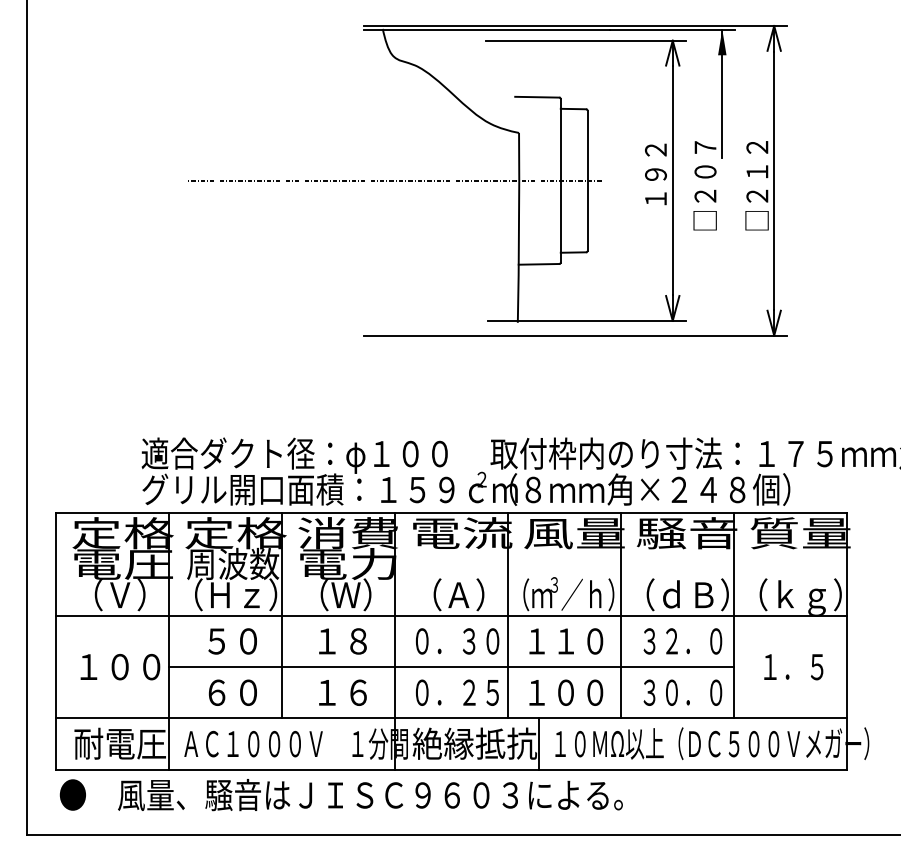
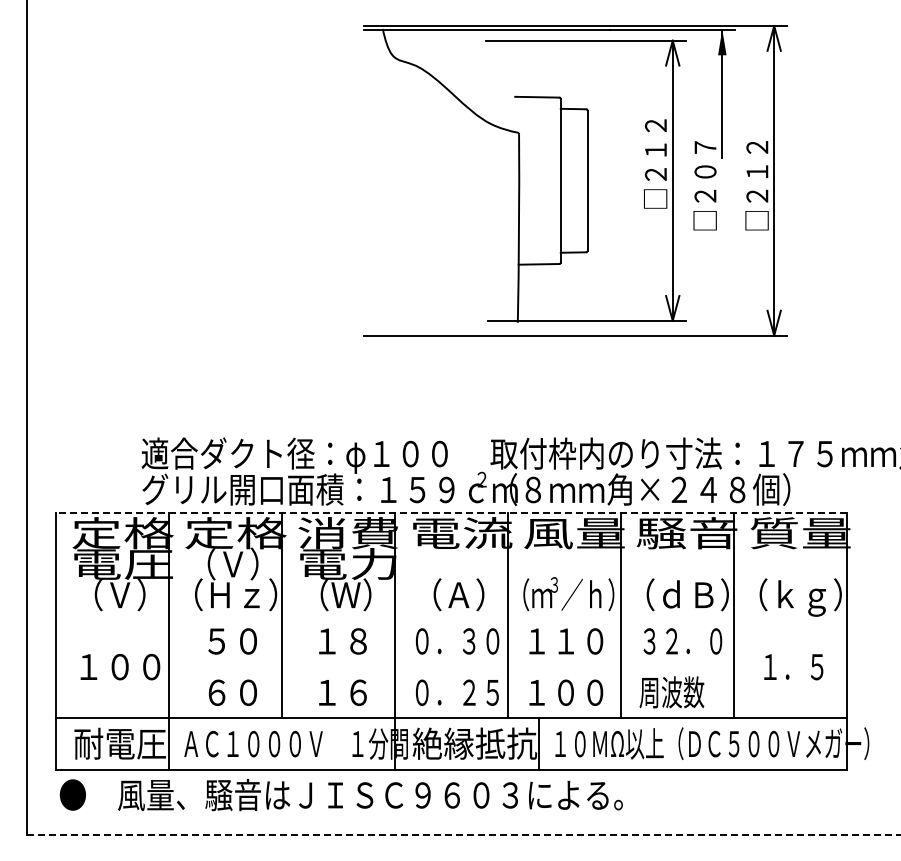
text: １９２ -> □２１２ (655, 163)
line: present -> none (394, 180)
line: solid -> dashed (451, 513)
text: 周波数 -> （Ｖ） (233, 563)
line: present -> none (451, 615)
line: present -> none (451, 667)
text: ３０．０ -> 周波数 (680, 692)
line: solid -> dashed (463, 834)
